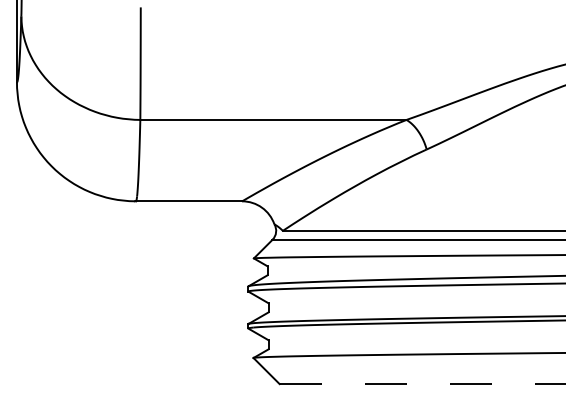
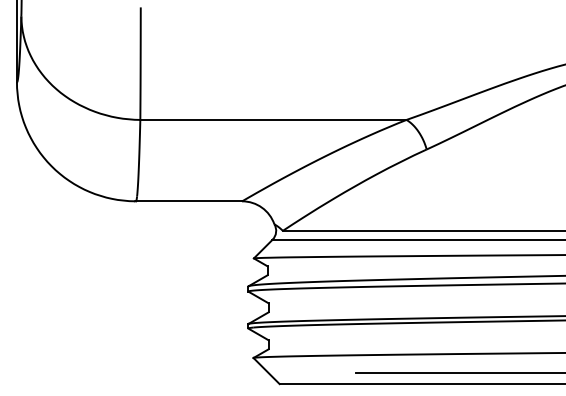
line: none -> present (459, 373)
line: dashed -> solid (422, 384)
